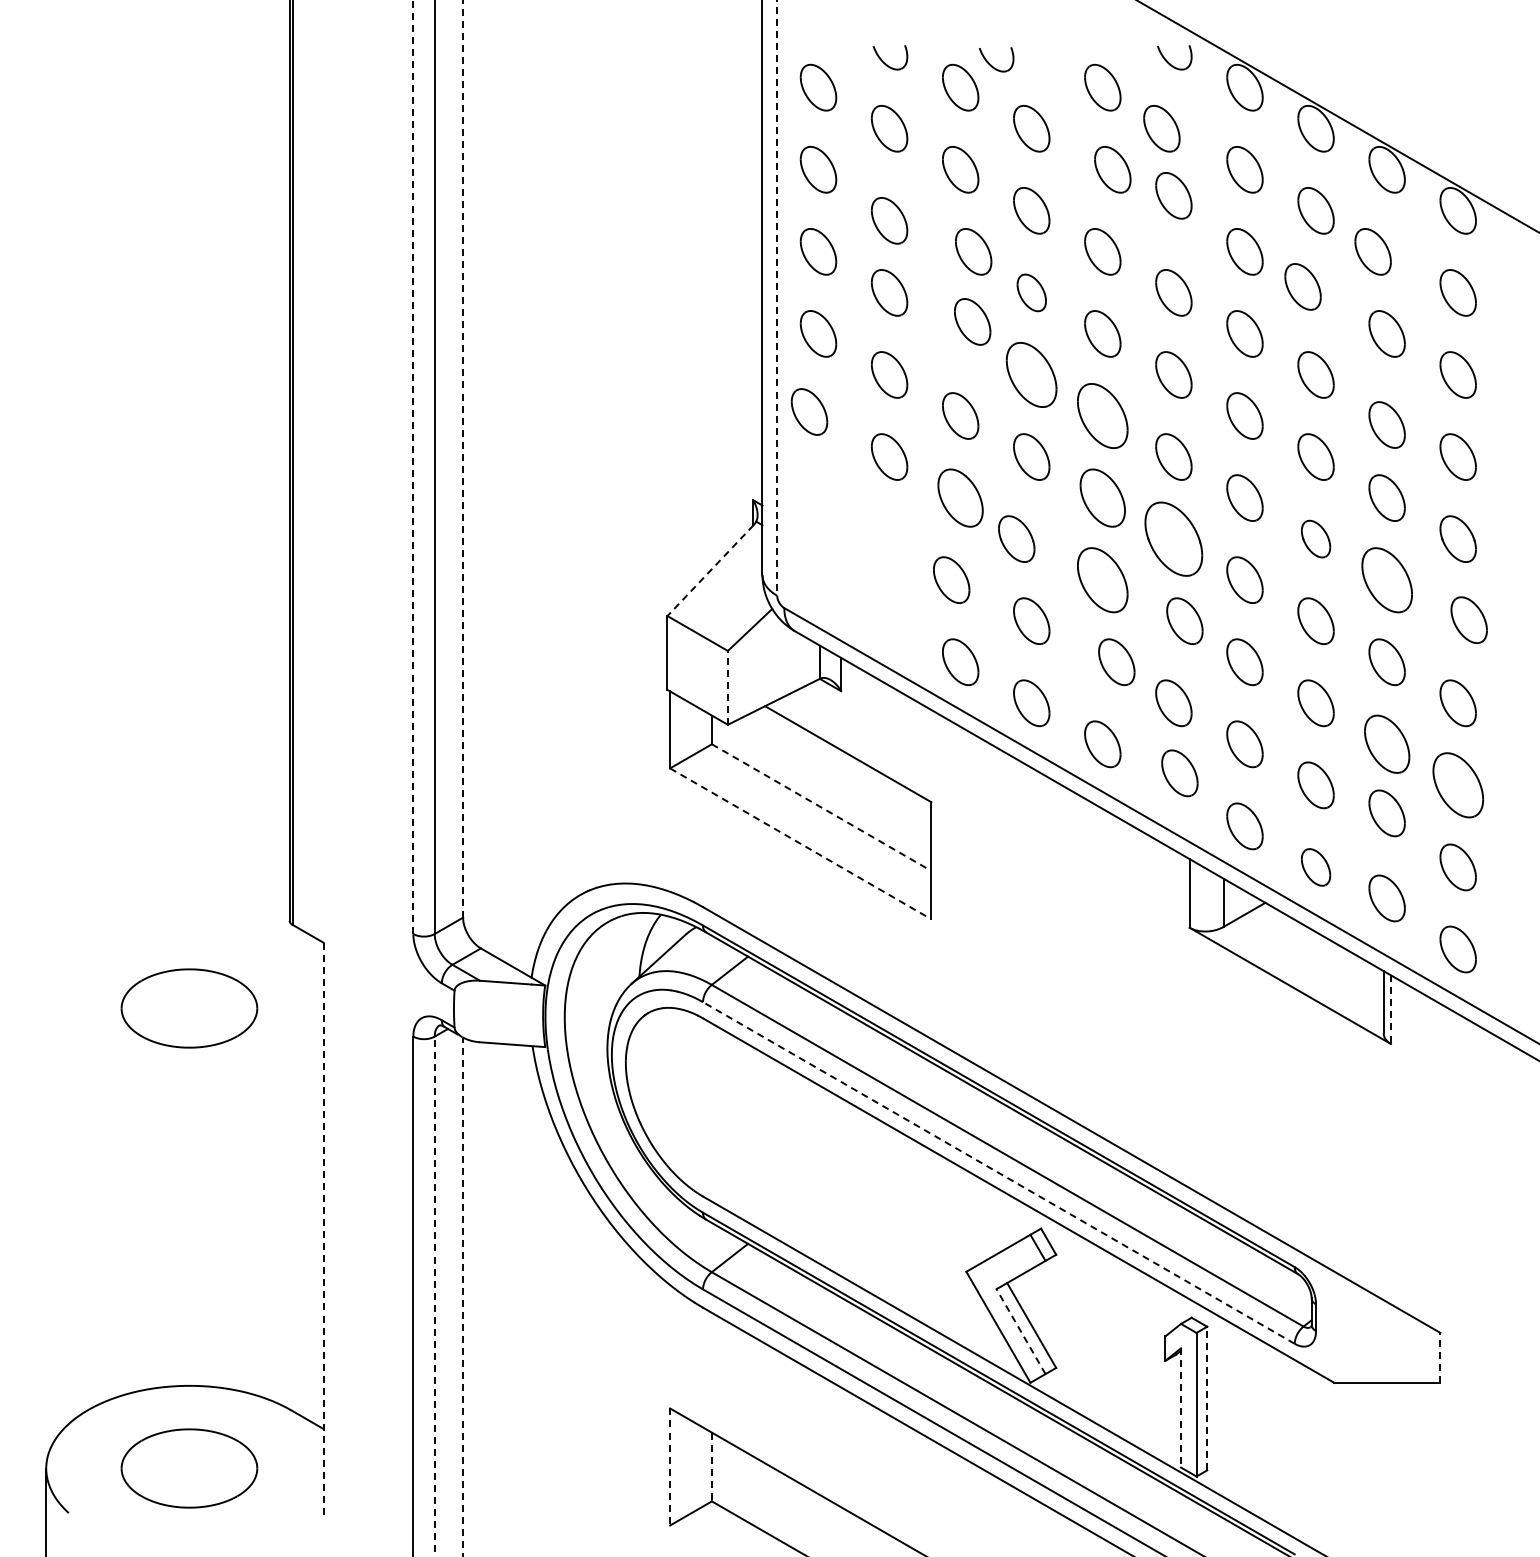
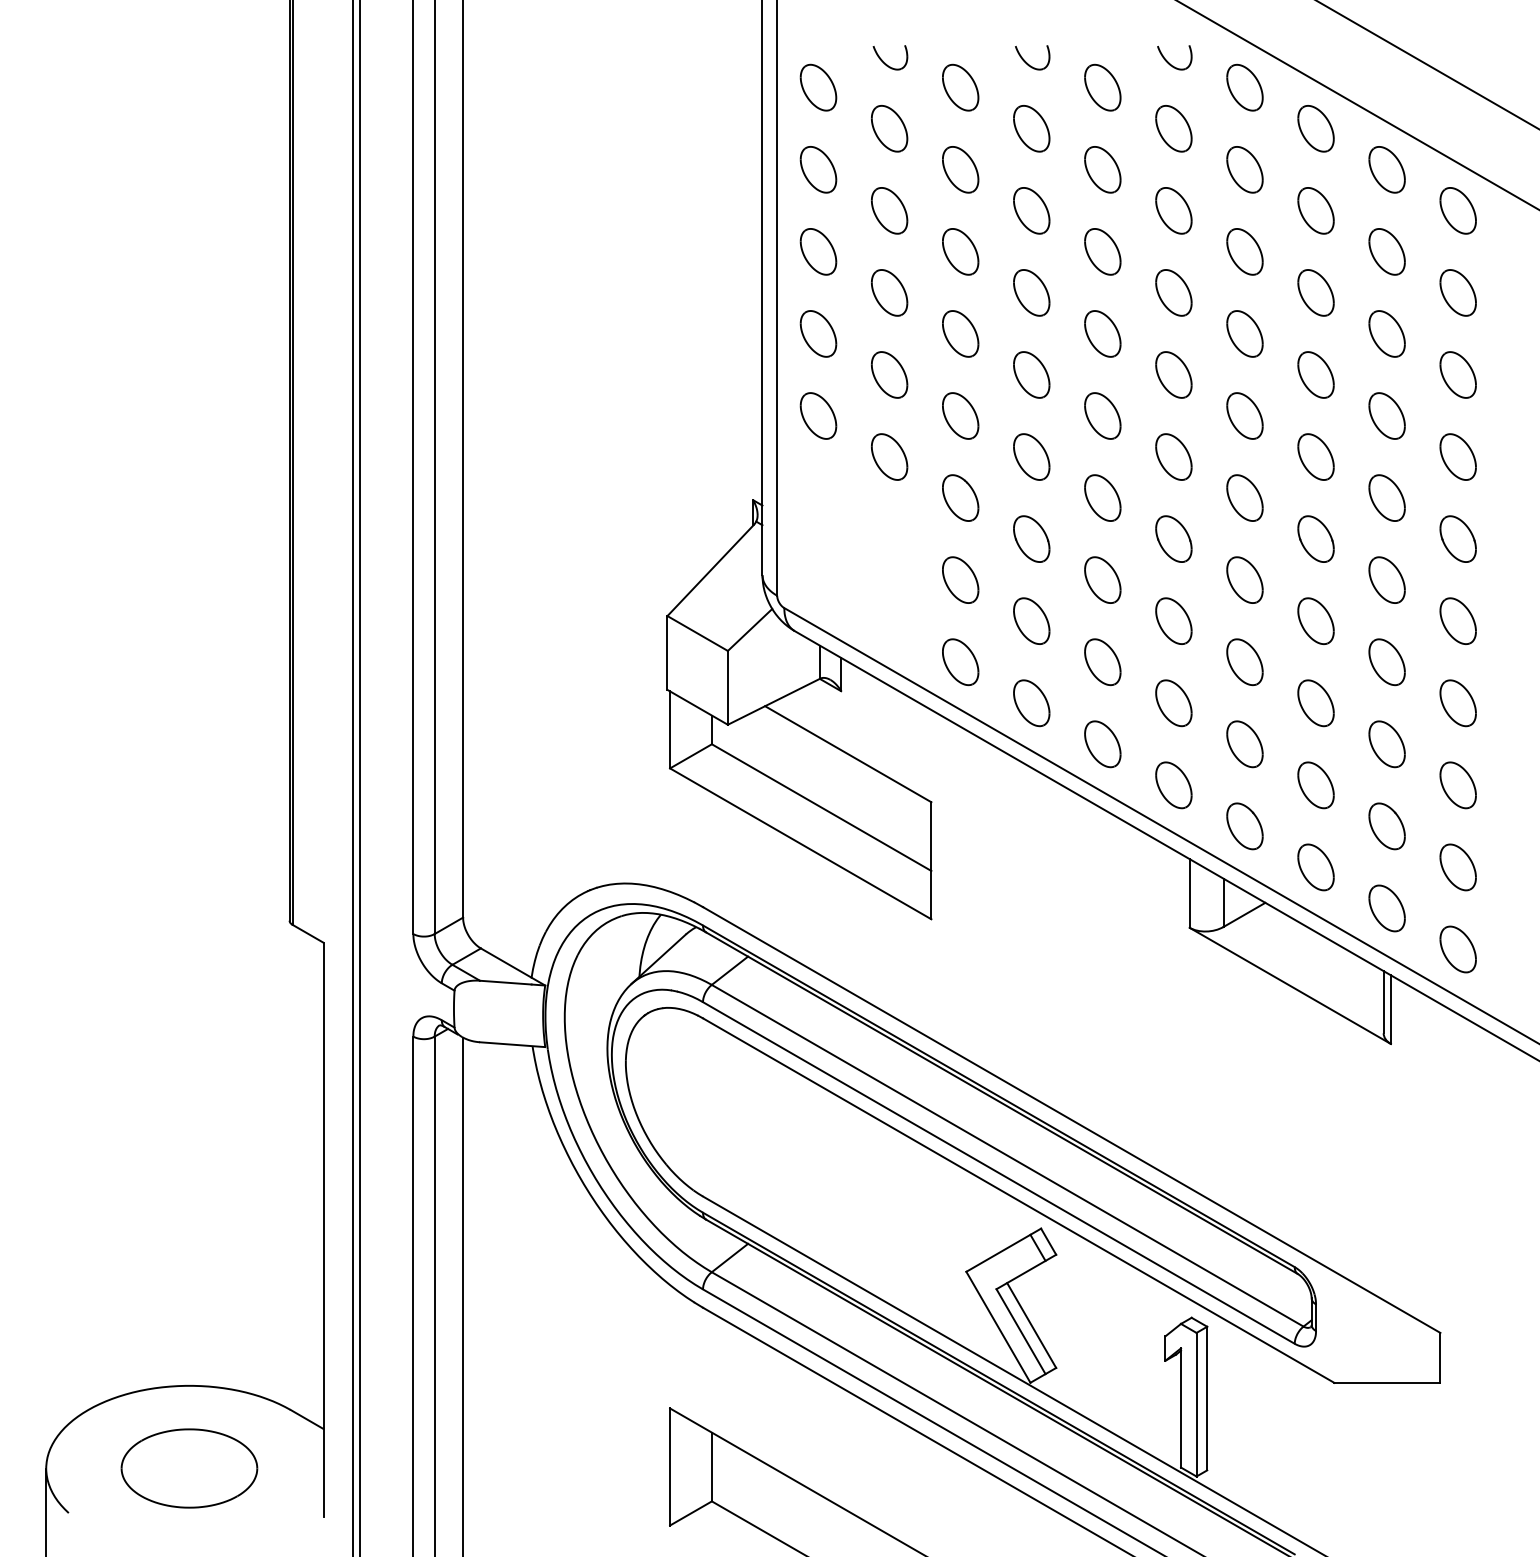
part position: (991, 64) -> (1027, 62) (1027, 62)
line: none -> present (1427, 64)
line position: (1337, 116) -> (1357, 105) (1357, 105)
part position: (1161, 128) -> (1173, 128) (1173, 128)
part position: (1112, 169) -> (1102, 169) (1102, 169)
part position: (1173, 195) -> (1173, 210) (1173, 210)
part position: (889, 220) -> (889, 210) (889, 210)
part position: (973, 251) -> (960, 251) (960, 251)
part position: (1372, 251) -> (1386, 251) (1386, 251)
part position: (1302, 286) -> (1315, 292) (1315, 292)
part size: 31x40 px -> 38x48 px (1031, 292)
line: dashed -> solid (777, 297)
part position: (972, 321) -> (960, 333) (960, 333)
part size: 53x66 px -> 38x48 px (1031, 374)
part position: (809, 411) -> (818, 415) (818, 415)
part size: 52x66 px -> 38x48 px (1102, 415)
part position: (1386, 424) -> (1386, 415) (1386, 415)
line: dashed -> solid (463, 458)
line: dashed -> solid (413, 467)
part size: 47x60 px -> 38x48 px (960, 497)
part size: 47x60 px -> 38x48 px (1102, 497)
part position: (1016, 538) -> (1031, 538) (1031, 538)
part size: 60x76 px -> 38x48 px (1173, 538)
part size: 31x40 px -> 38x48 px (1315, 538)
line: dashed -> solid (710, 570)
part position: (951, 579) -> (960, 579) (960, 579)
part size: 52x67 px -> 38x48 px (1102, 579)
part size: 52x67 px -> 38x48 px (1386, 579)
part position: (1468, 619) -> (1457, 620) (1457, 620)
part position: (1184, 620) -> (1173, 620) (1173, 620)
part position: (1116, 662) -> (1102, 662) (1102, 662)
line: dashed -> solid (727, 687)
part size: 47x60 px -> 38x49 px (1386, 744)
part position: (1179, 773) -> (1173, 785) (1173, 785)
line: none -> present (352, 777)
line: none -> present (360, 777)
part size: 53x67 px -> 38x49 px (1457, 785)
line: dashed -> solid (821, 807)
part position: (1386, 813) -> (1386, 826) (1386, 826)
line: dashed -> solid (800, 843)
part size: 31x39 px -> 38x49 px (1315, 867)
part position: (1386, 898) -> (1386, 908) (1386, 908)
part: present -> none (189, 1008)
line: dashed -> solid (1390, 1010)
line: dashed -> solid (998, 1172)
line: dashed -> solid (323, 1230)
line: dashed -> solid (434, 1296)
line: dashed -> solid (463, 1296)
line: dashed -> solid (1020, 1331)
line: dashed -> solid (1440, 1357)
line: dashed -> solid (1207, 1398)
line: dashed -> solid (1181, 1407)
line: dashed -> solid (670, 1467)
line: dashed -> solid (711, 1467)
